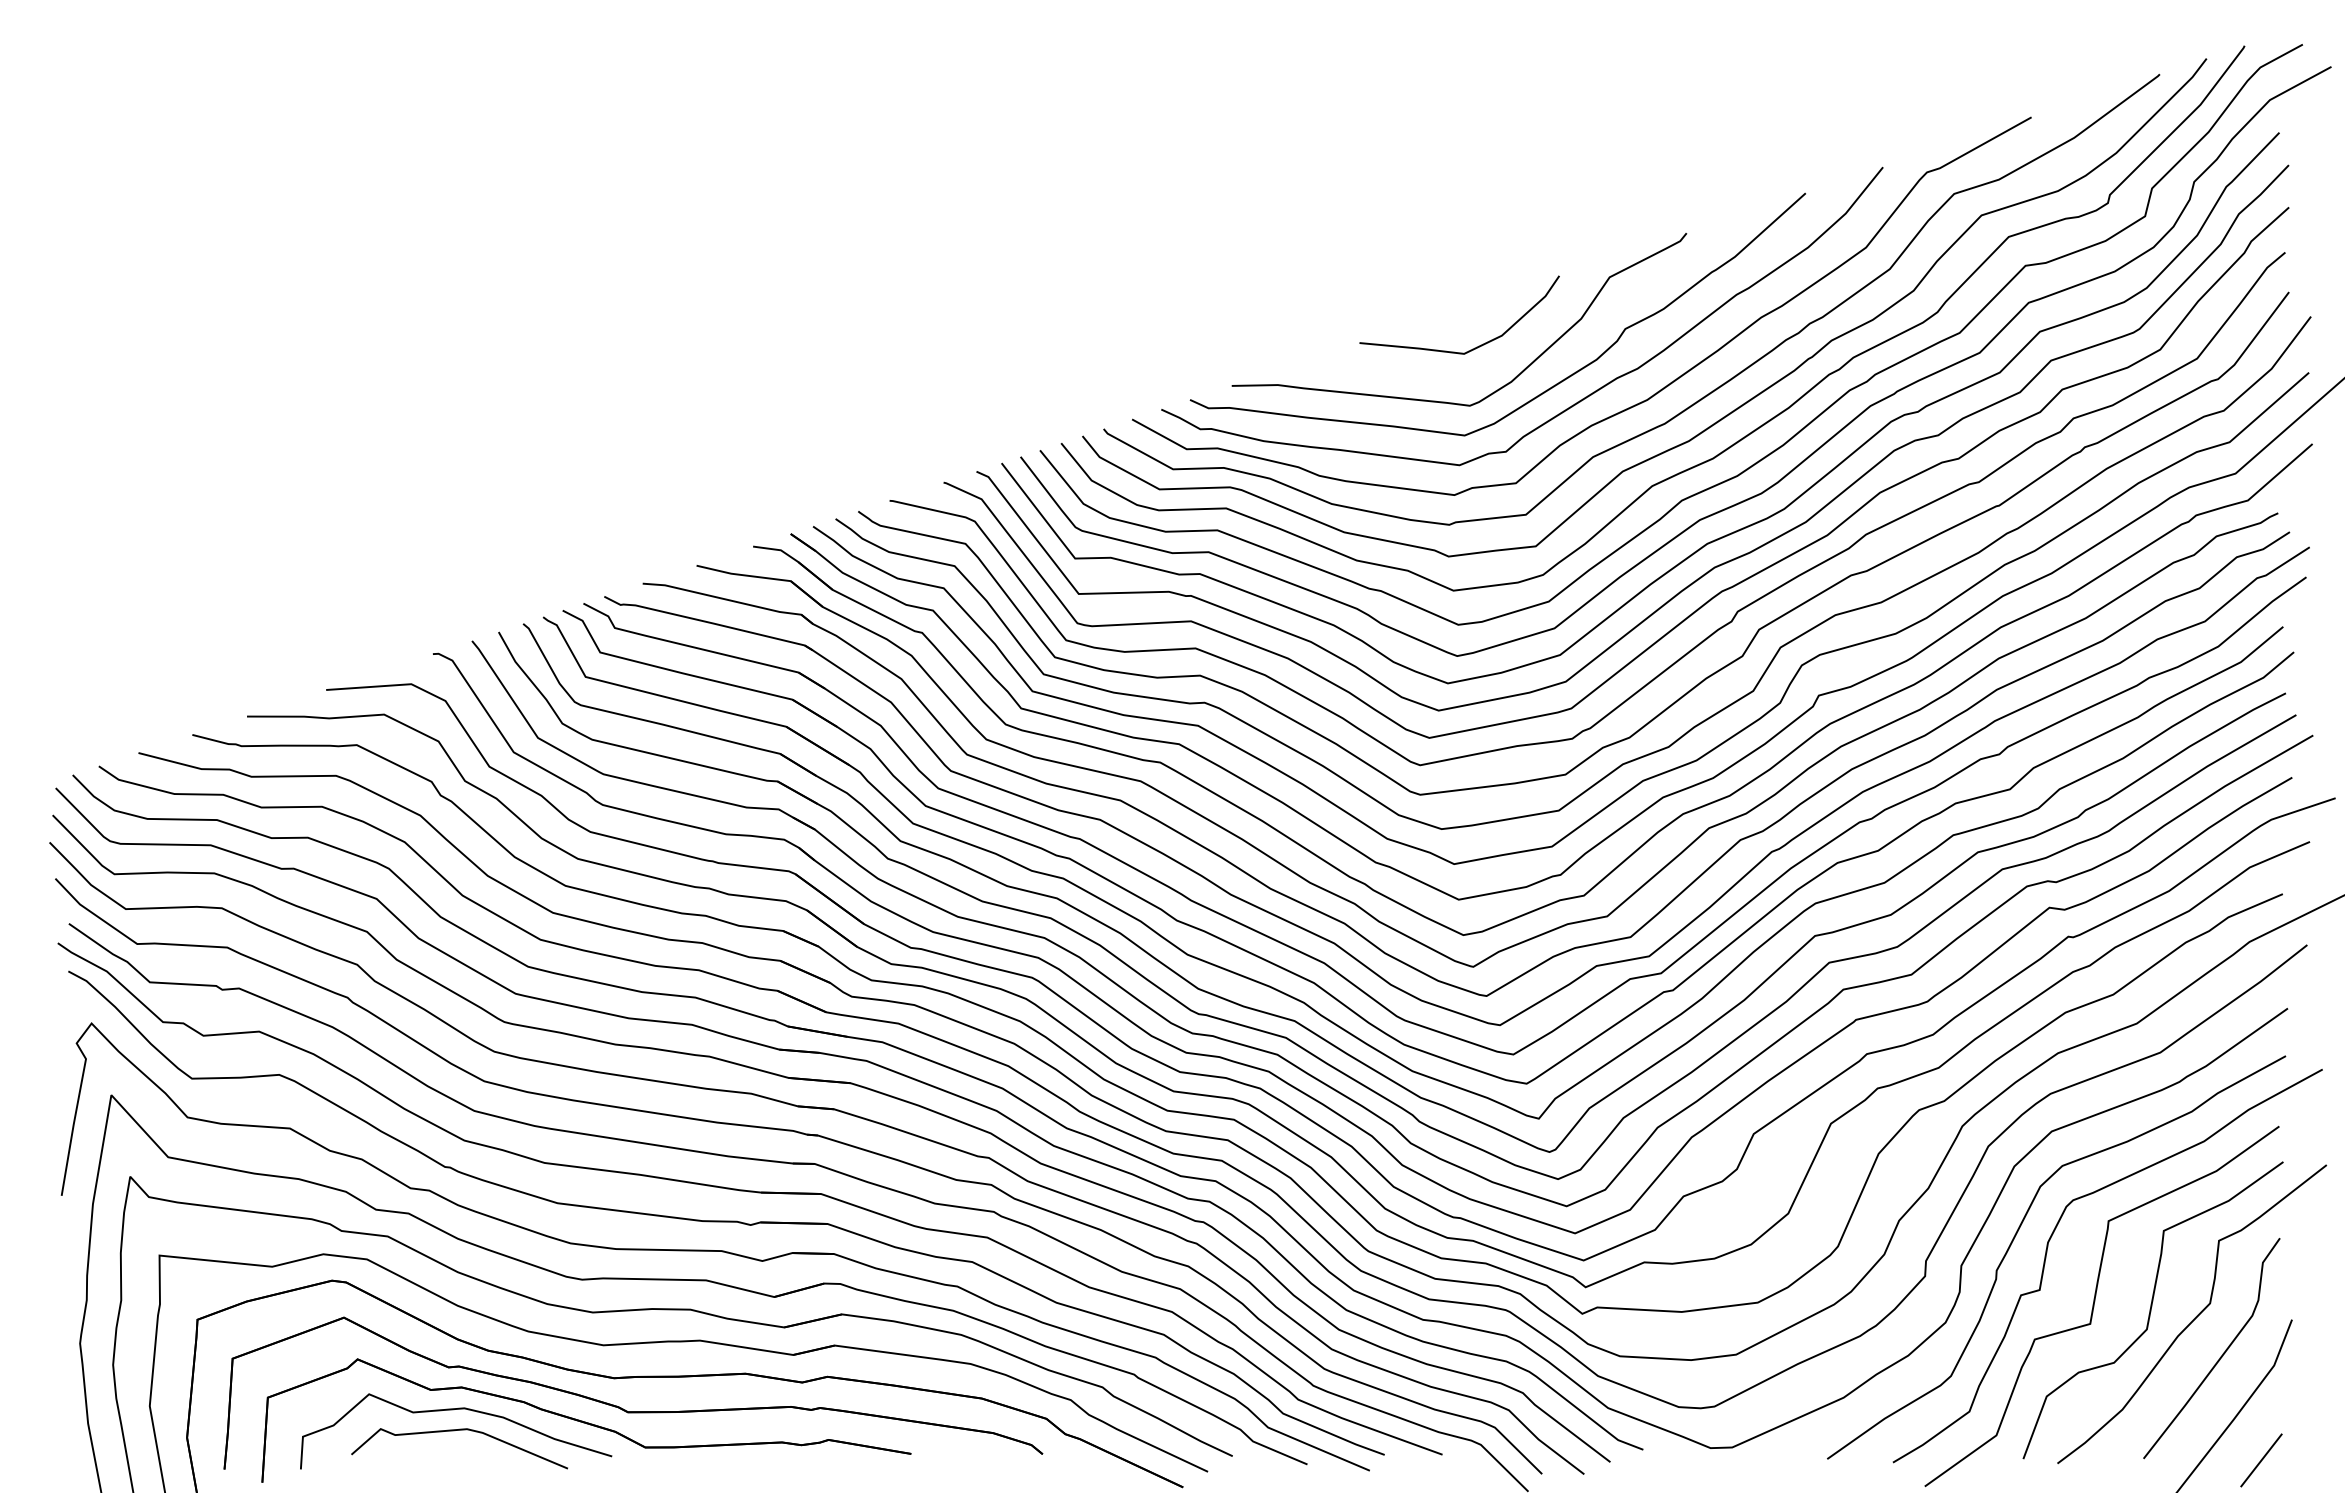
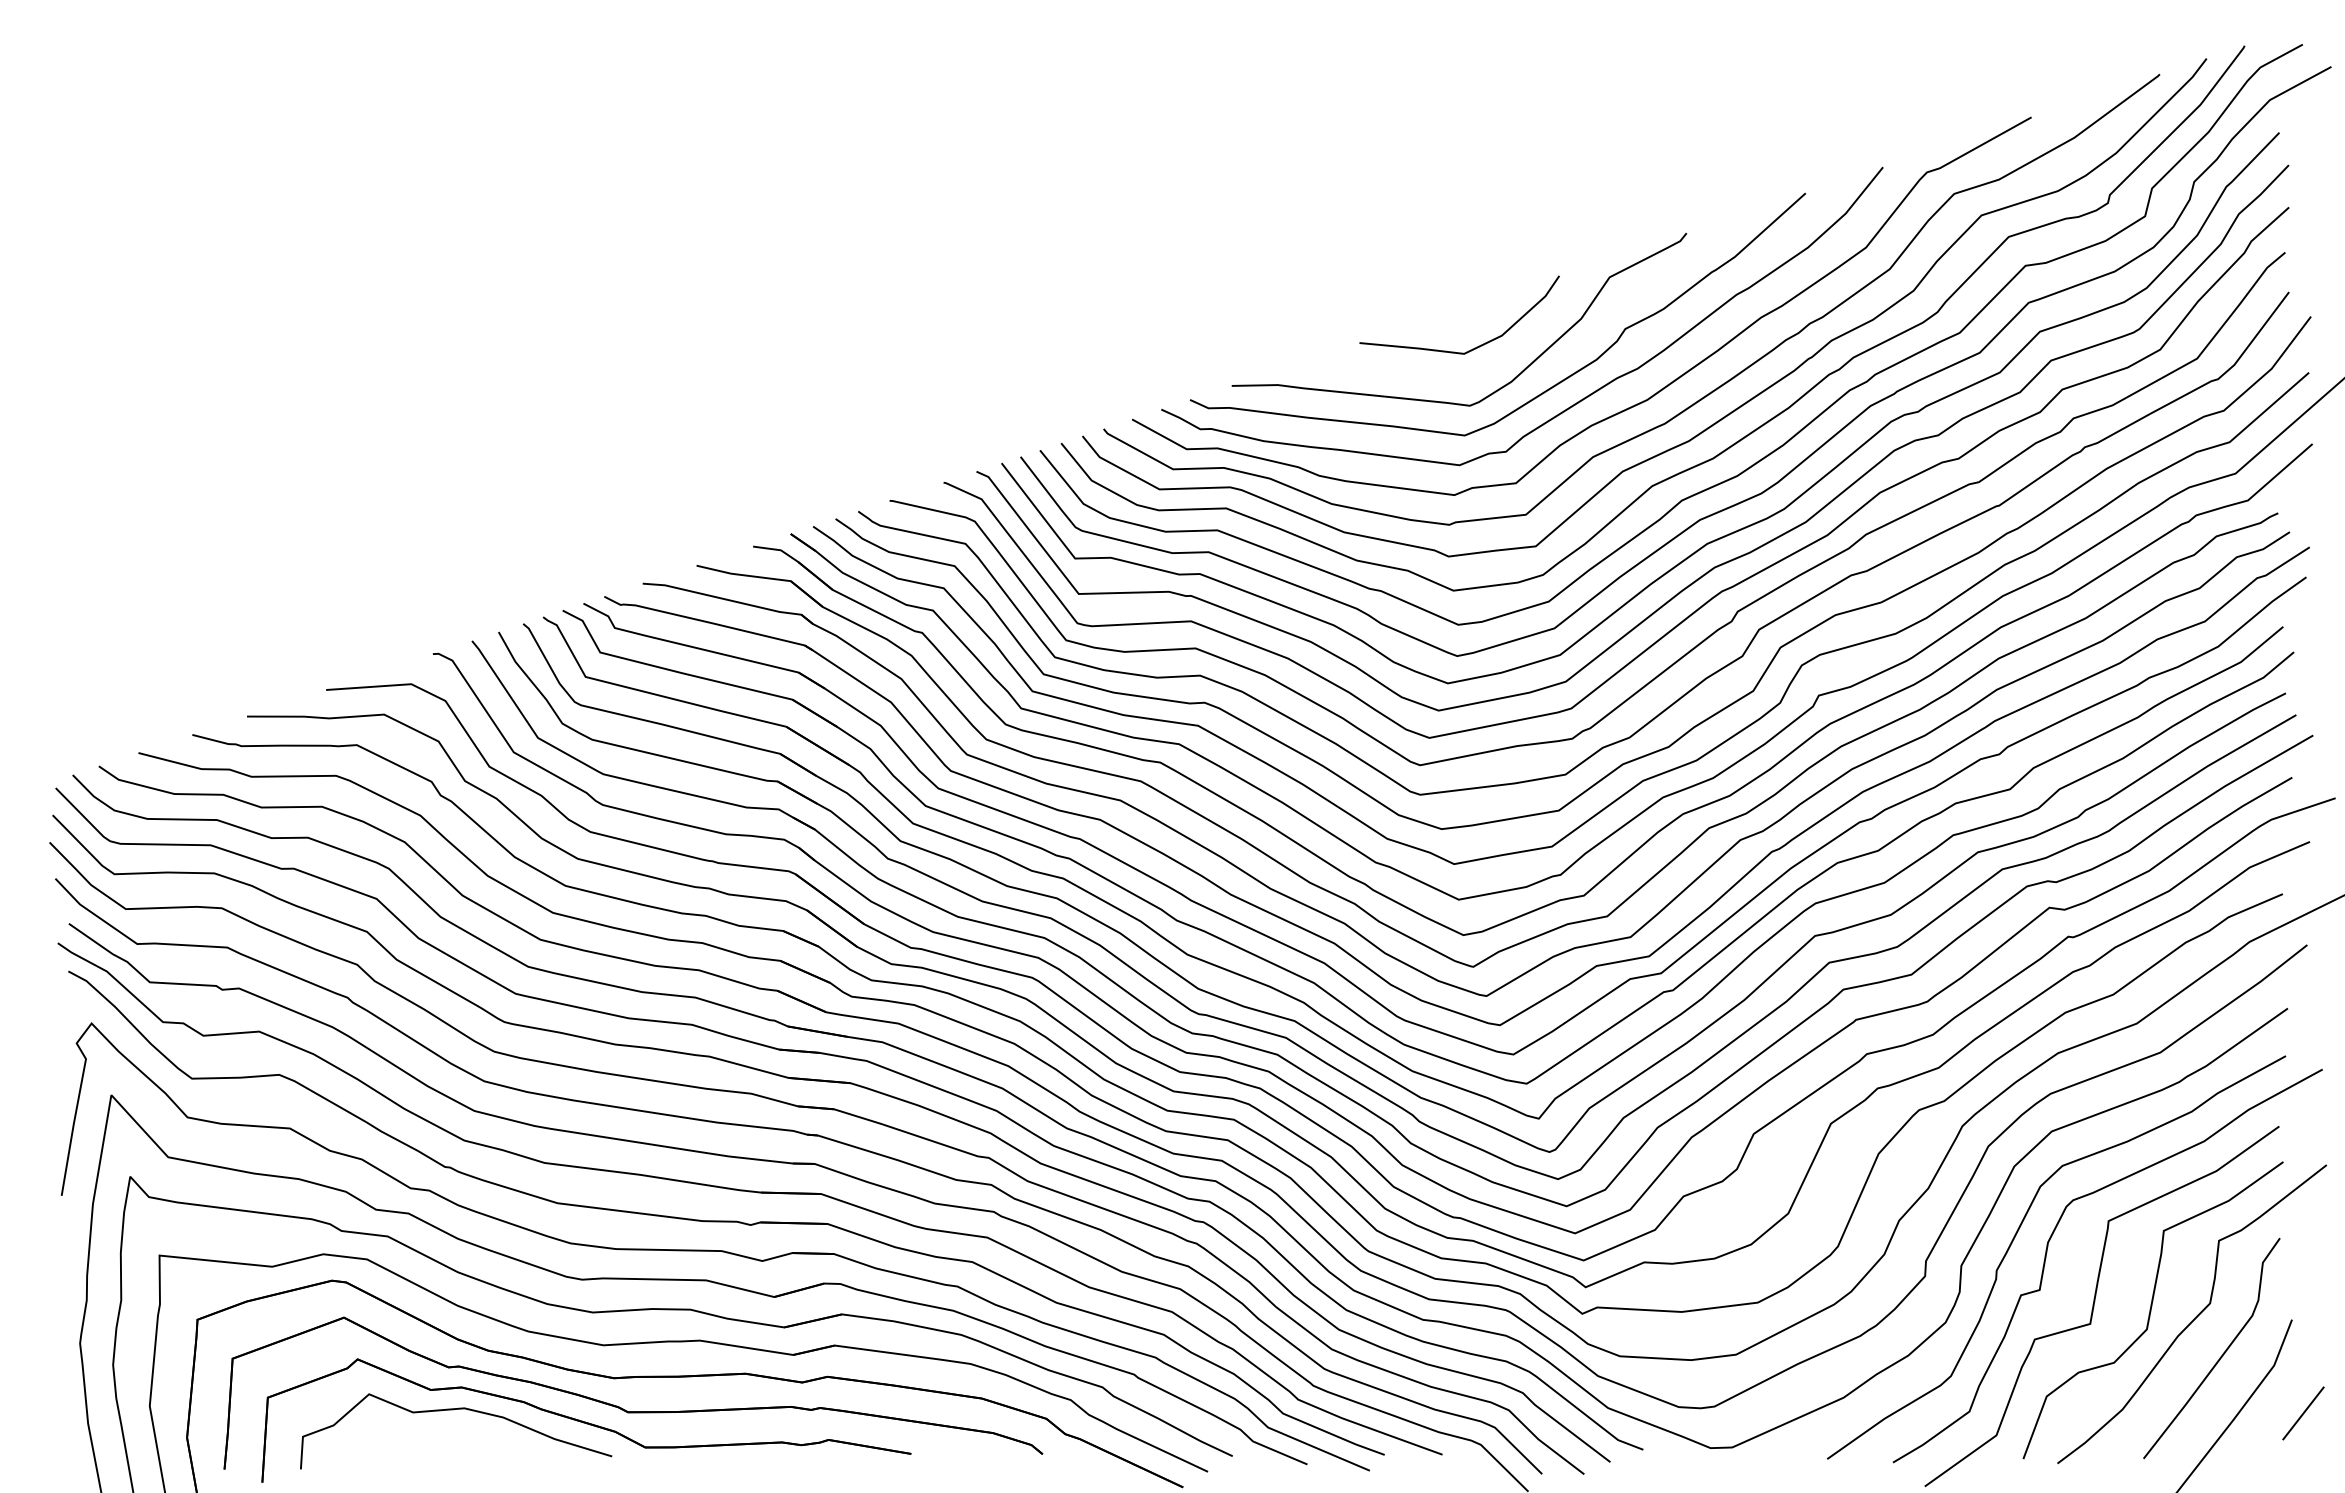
curve: present -> none (454, 1431)
line position: (2261, 1460) -> (2303, 1413) (2303, 1413)
